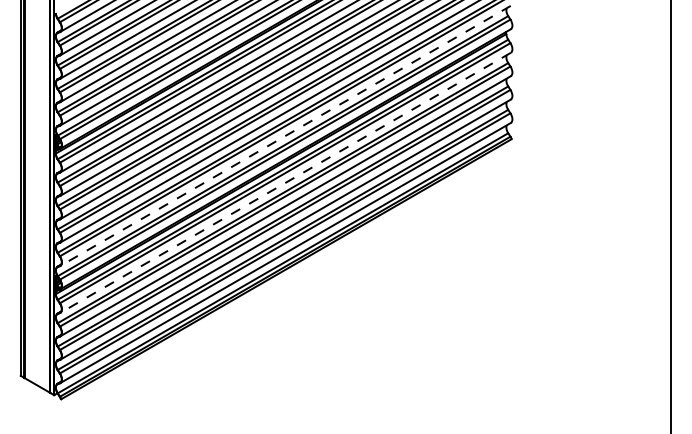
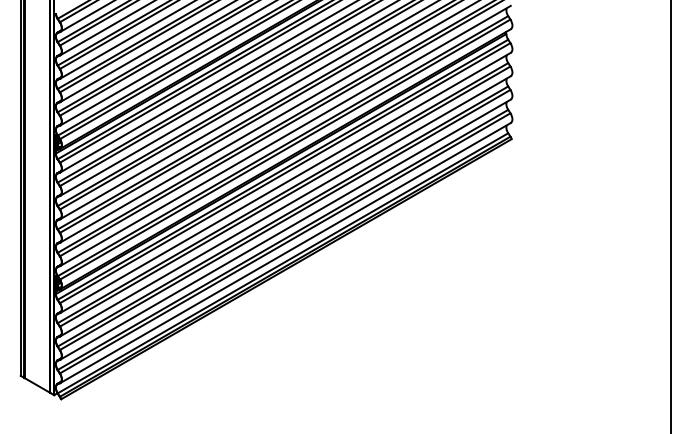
line: dashed -> solid (285, 136)
line: dashed -> solid (285, 183)
